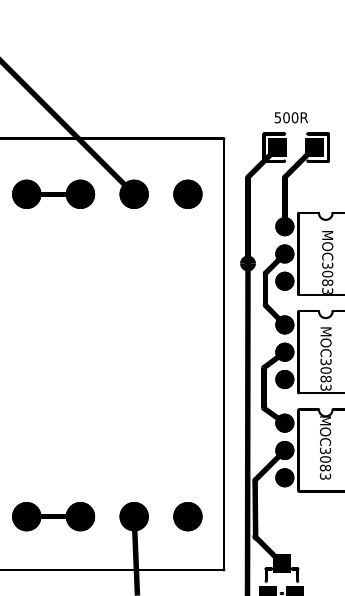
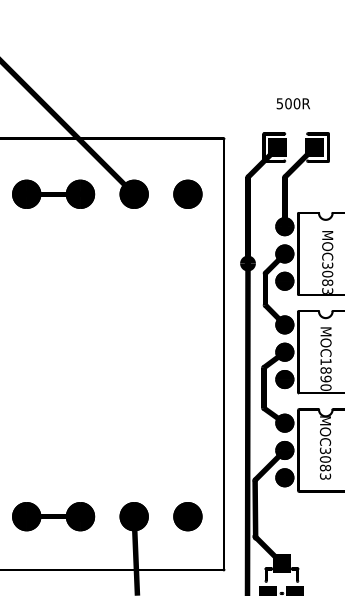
text position: (290, 117) -> (292, 103) (292, 103)
text: MOC3083 -> MOC1890 (325, 374)
